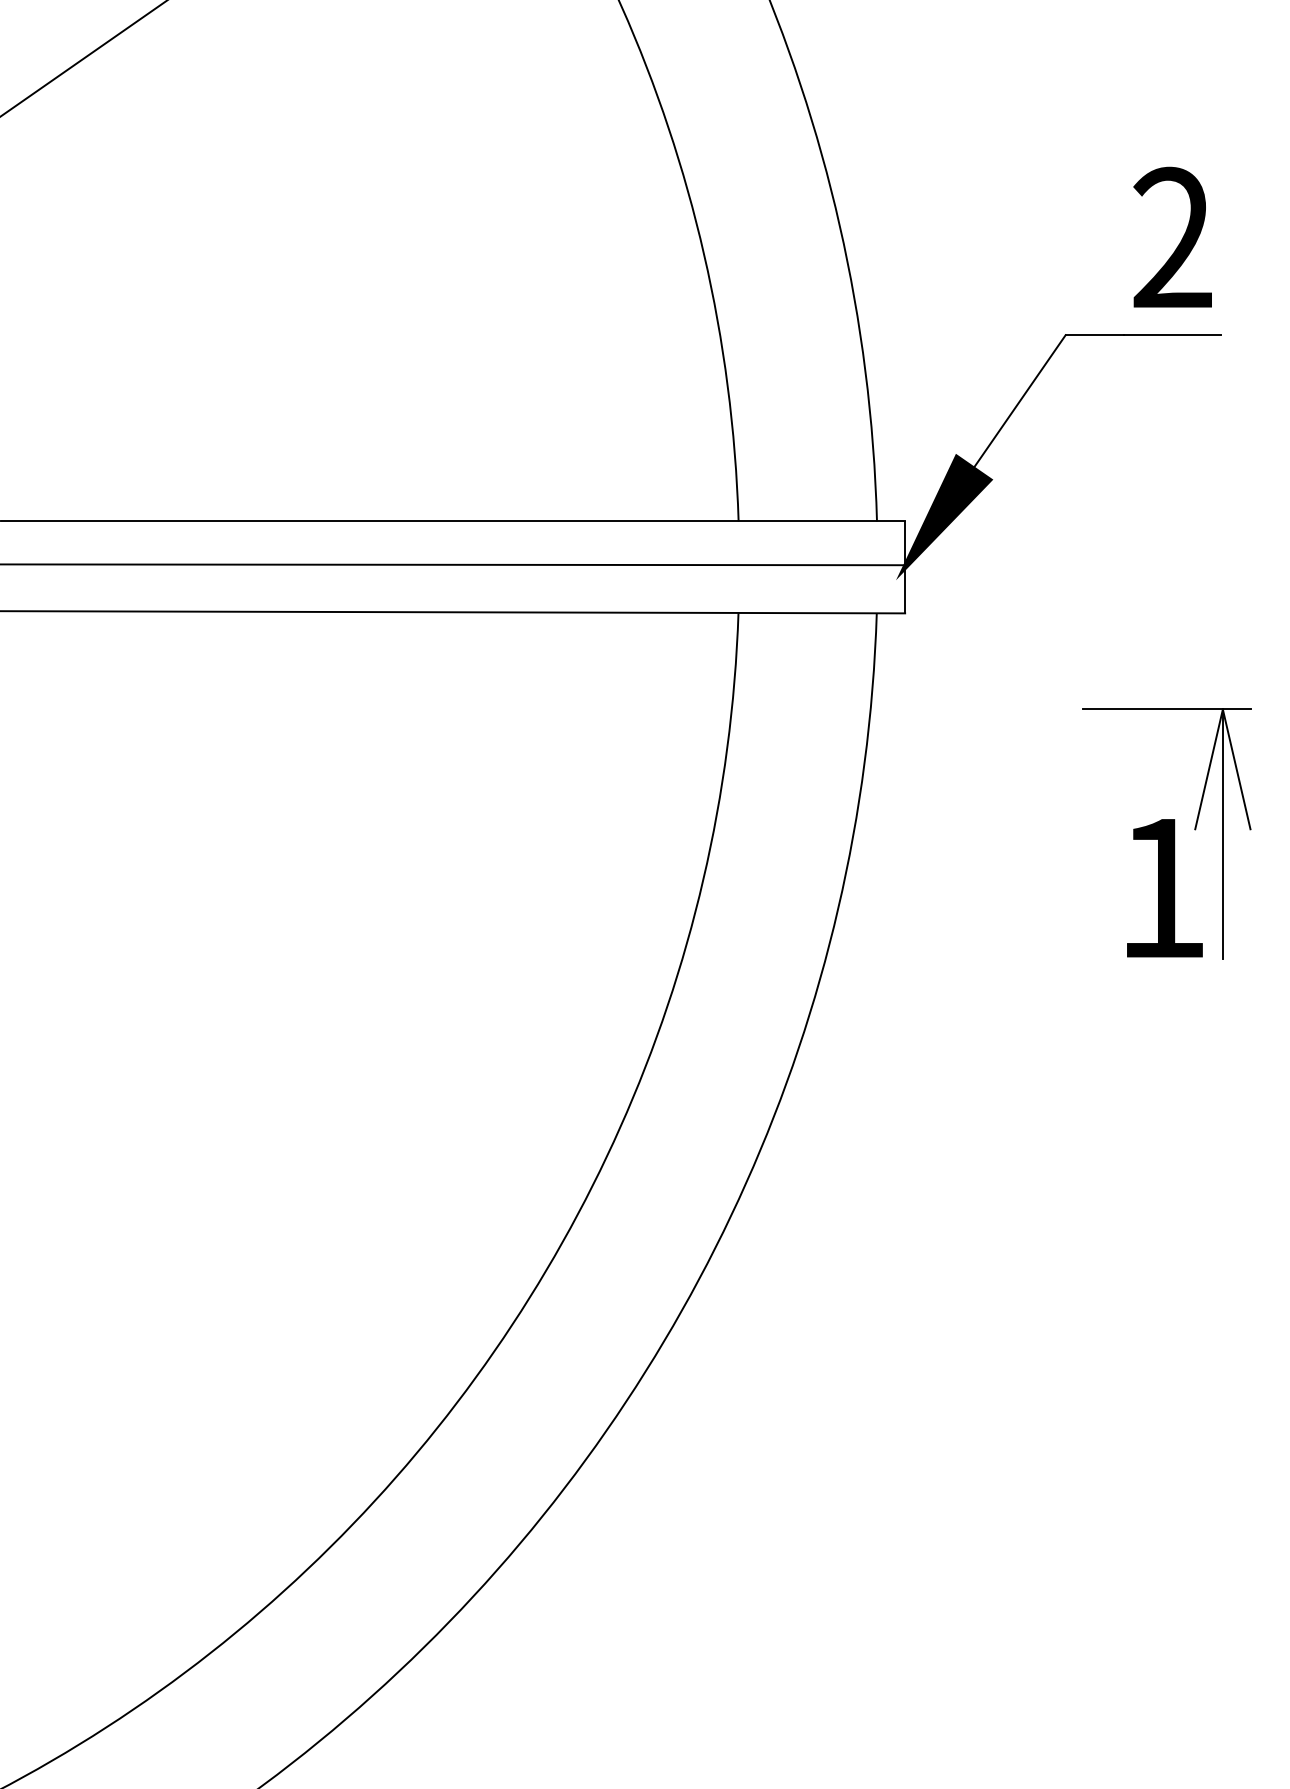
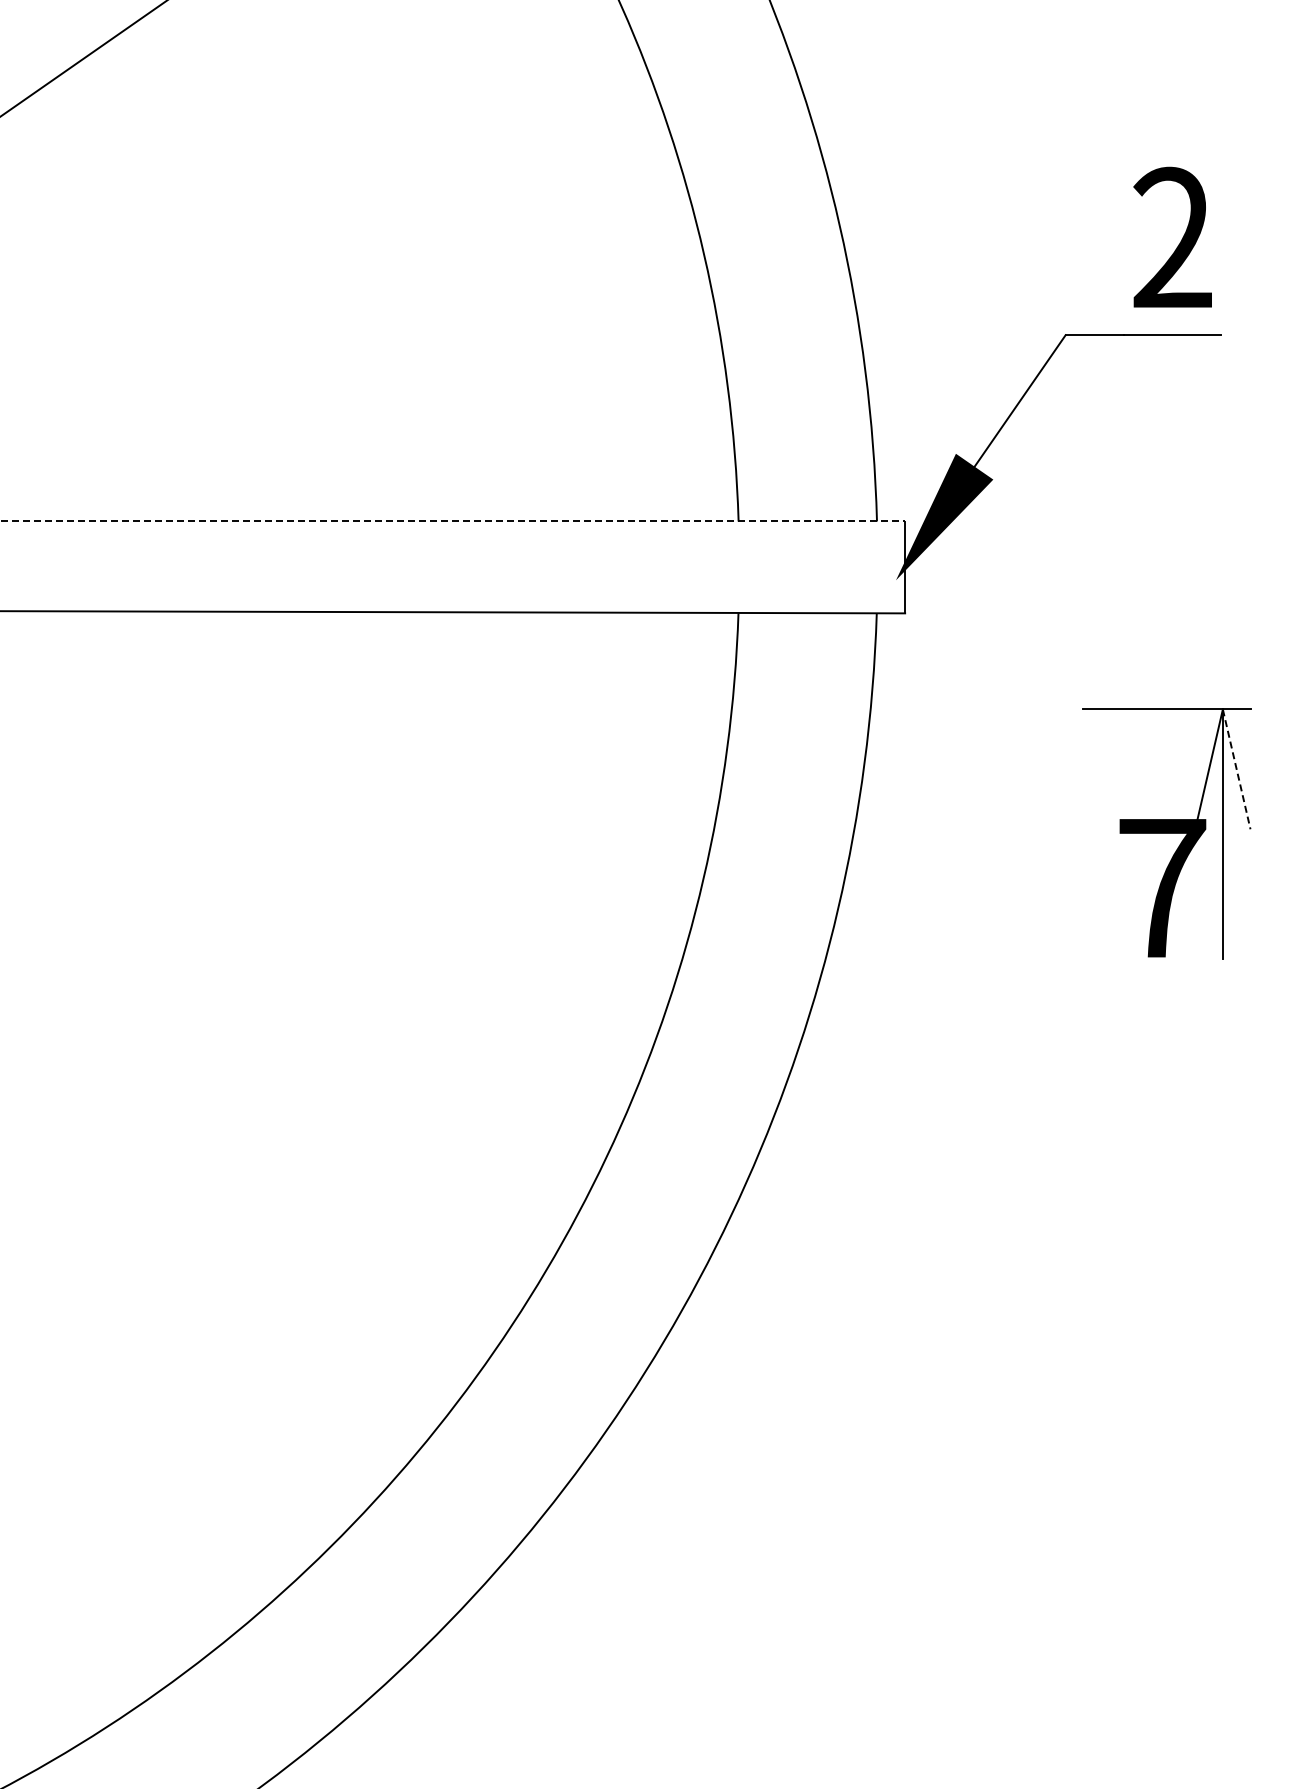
line: solid -> dashed (453, 521)
line: present -> none (453, 564)
line: solid -> dashed (1236, 769)
text: 1 -> 7 (1162, 888)
